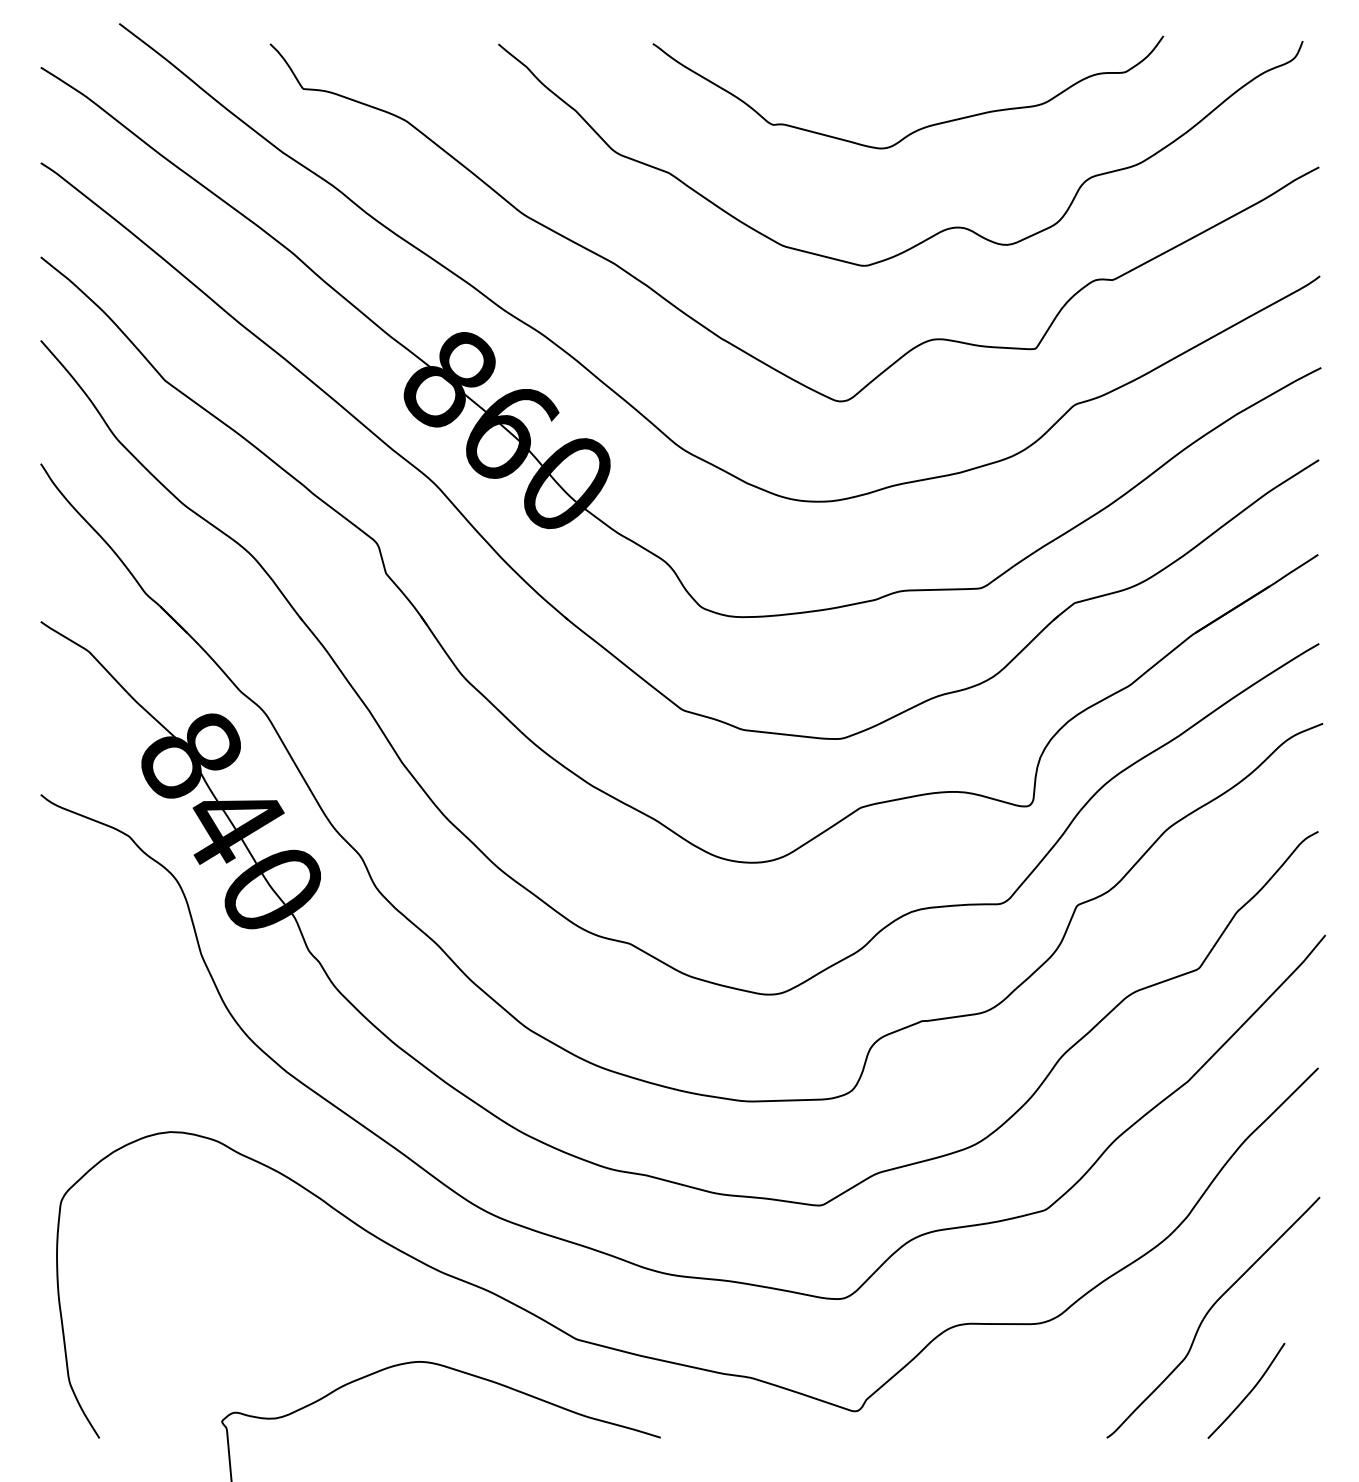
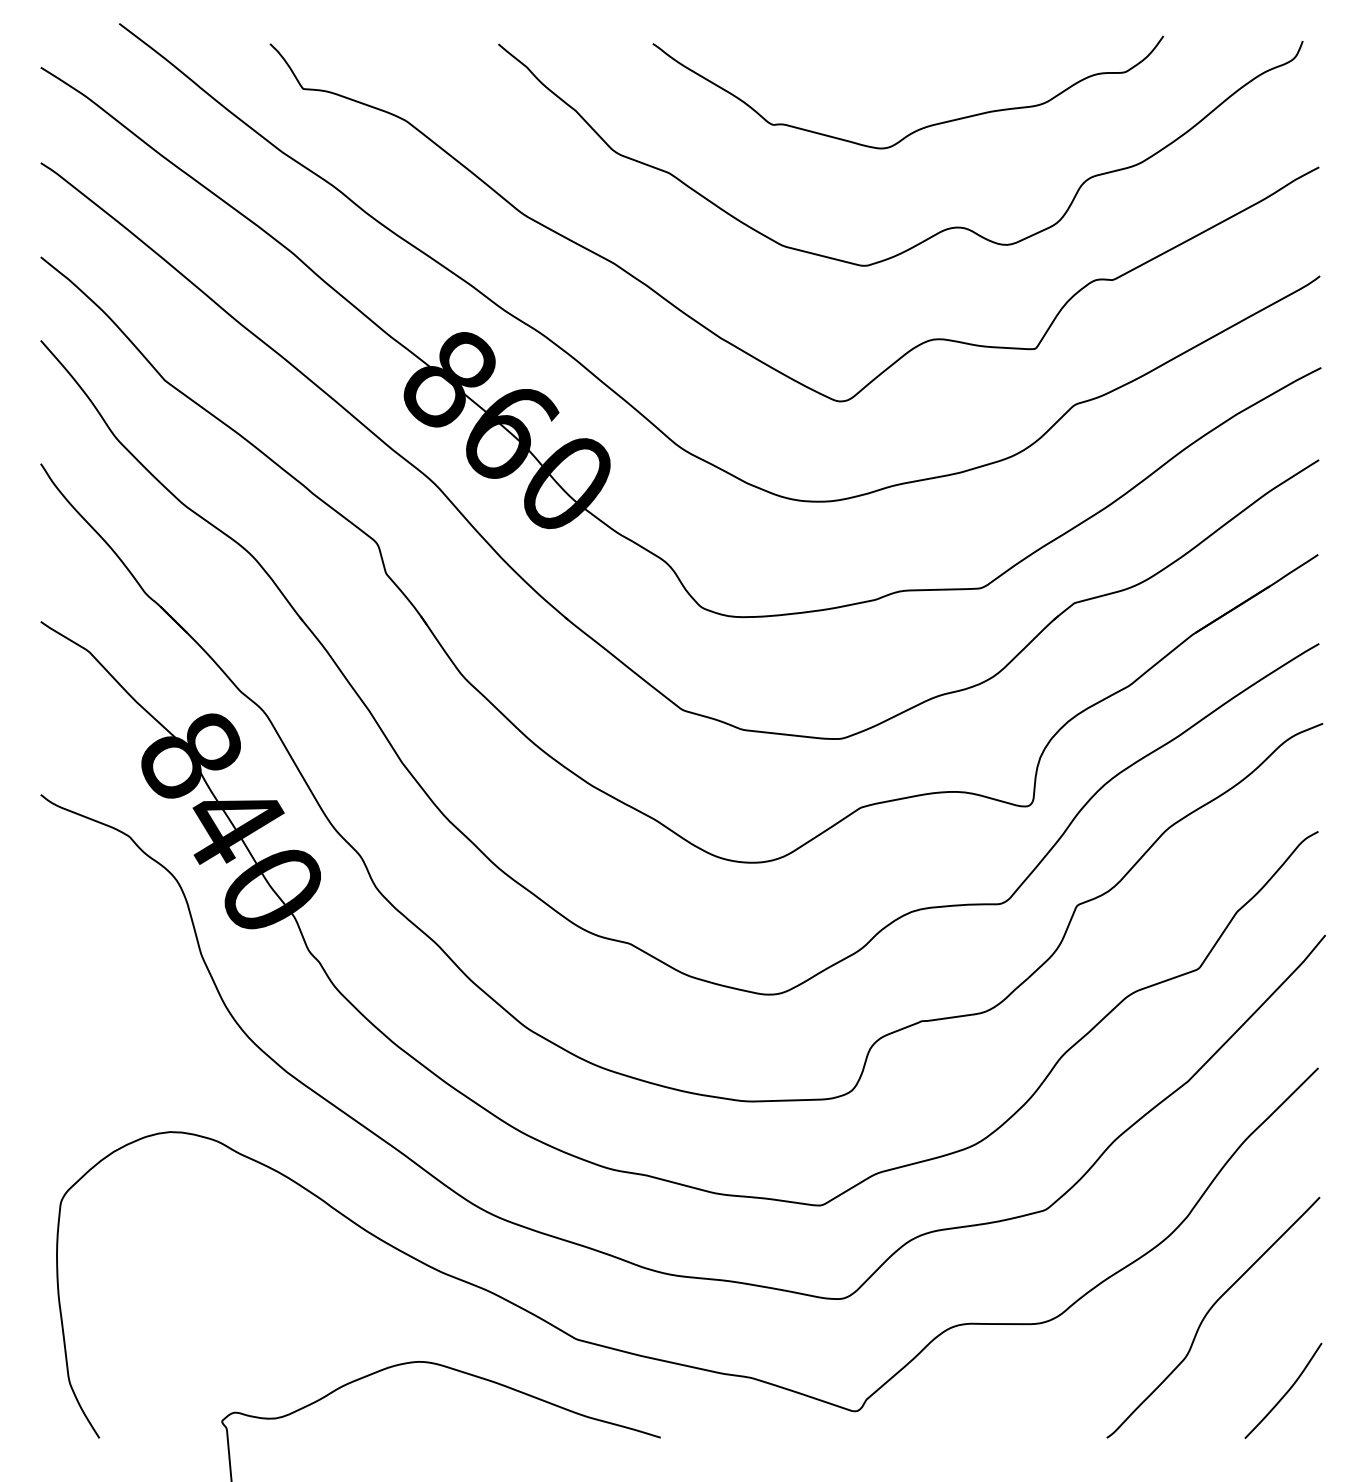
curve position: (1248, 1392) -> (1285, 1392) (1285, 1392)
